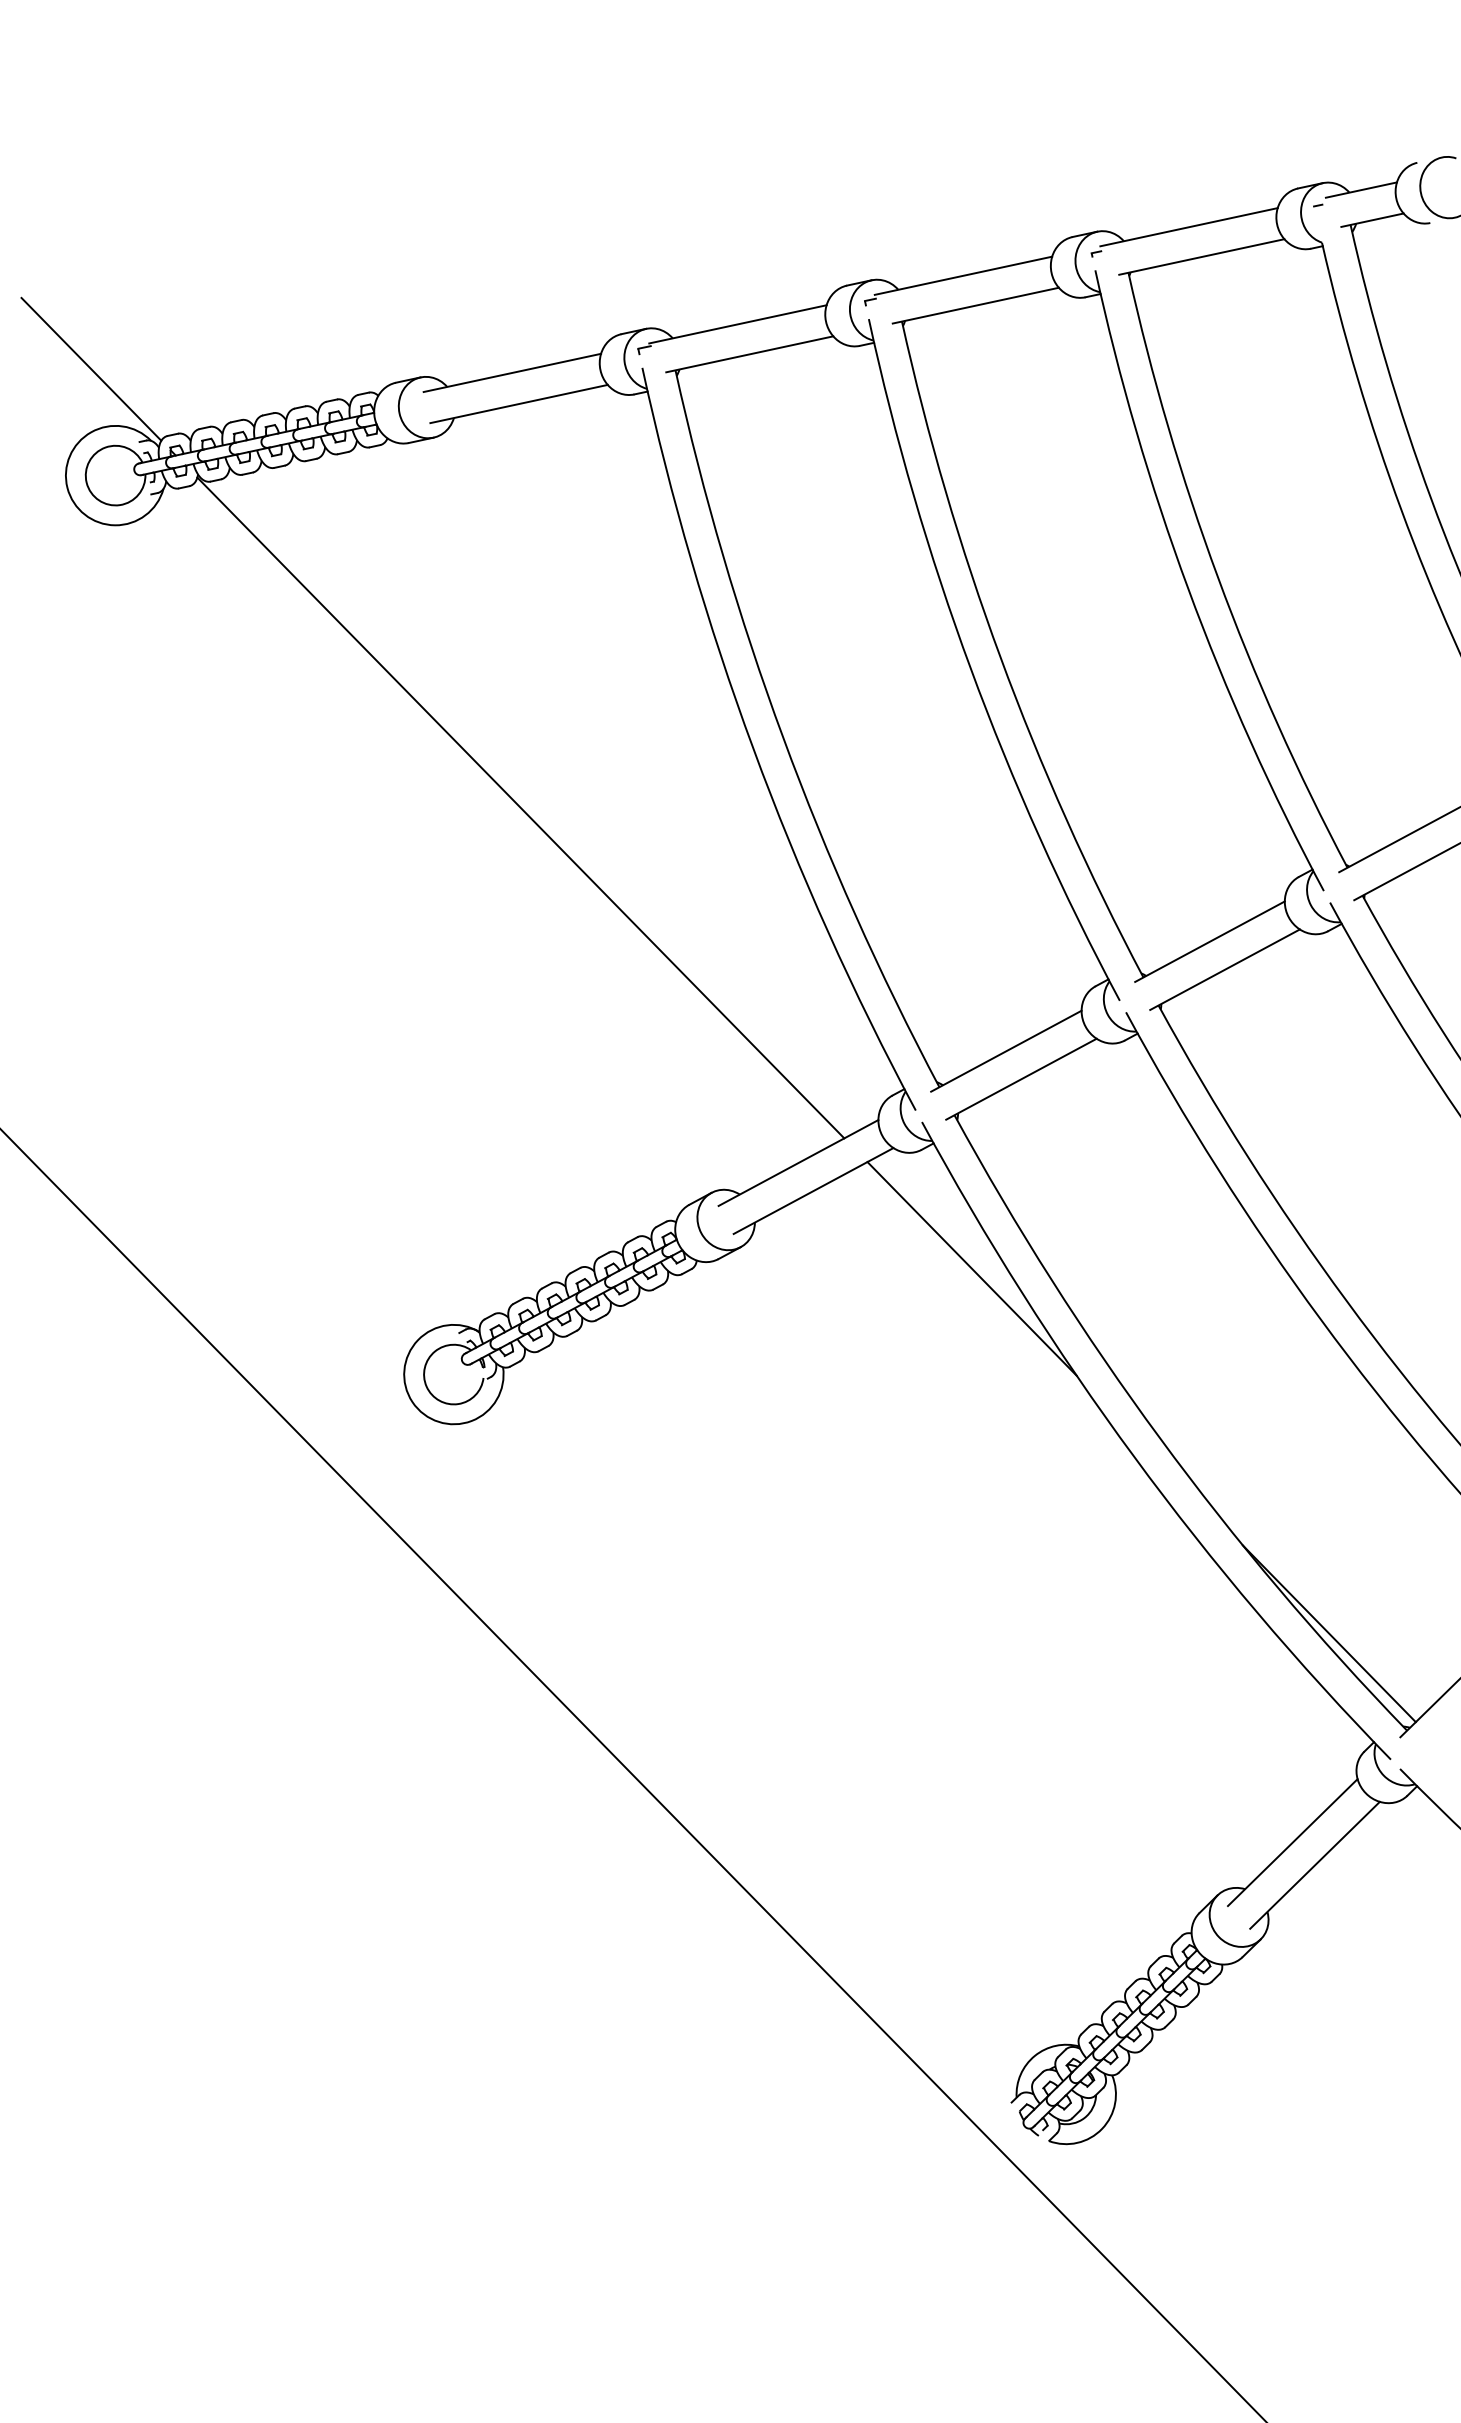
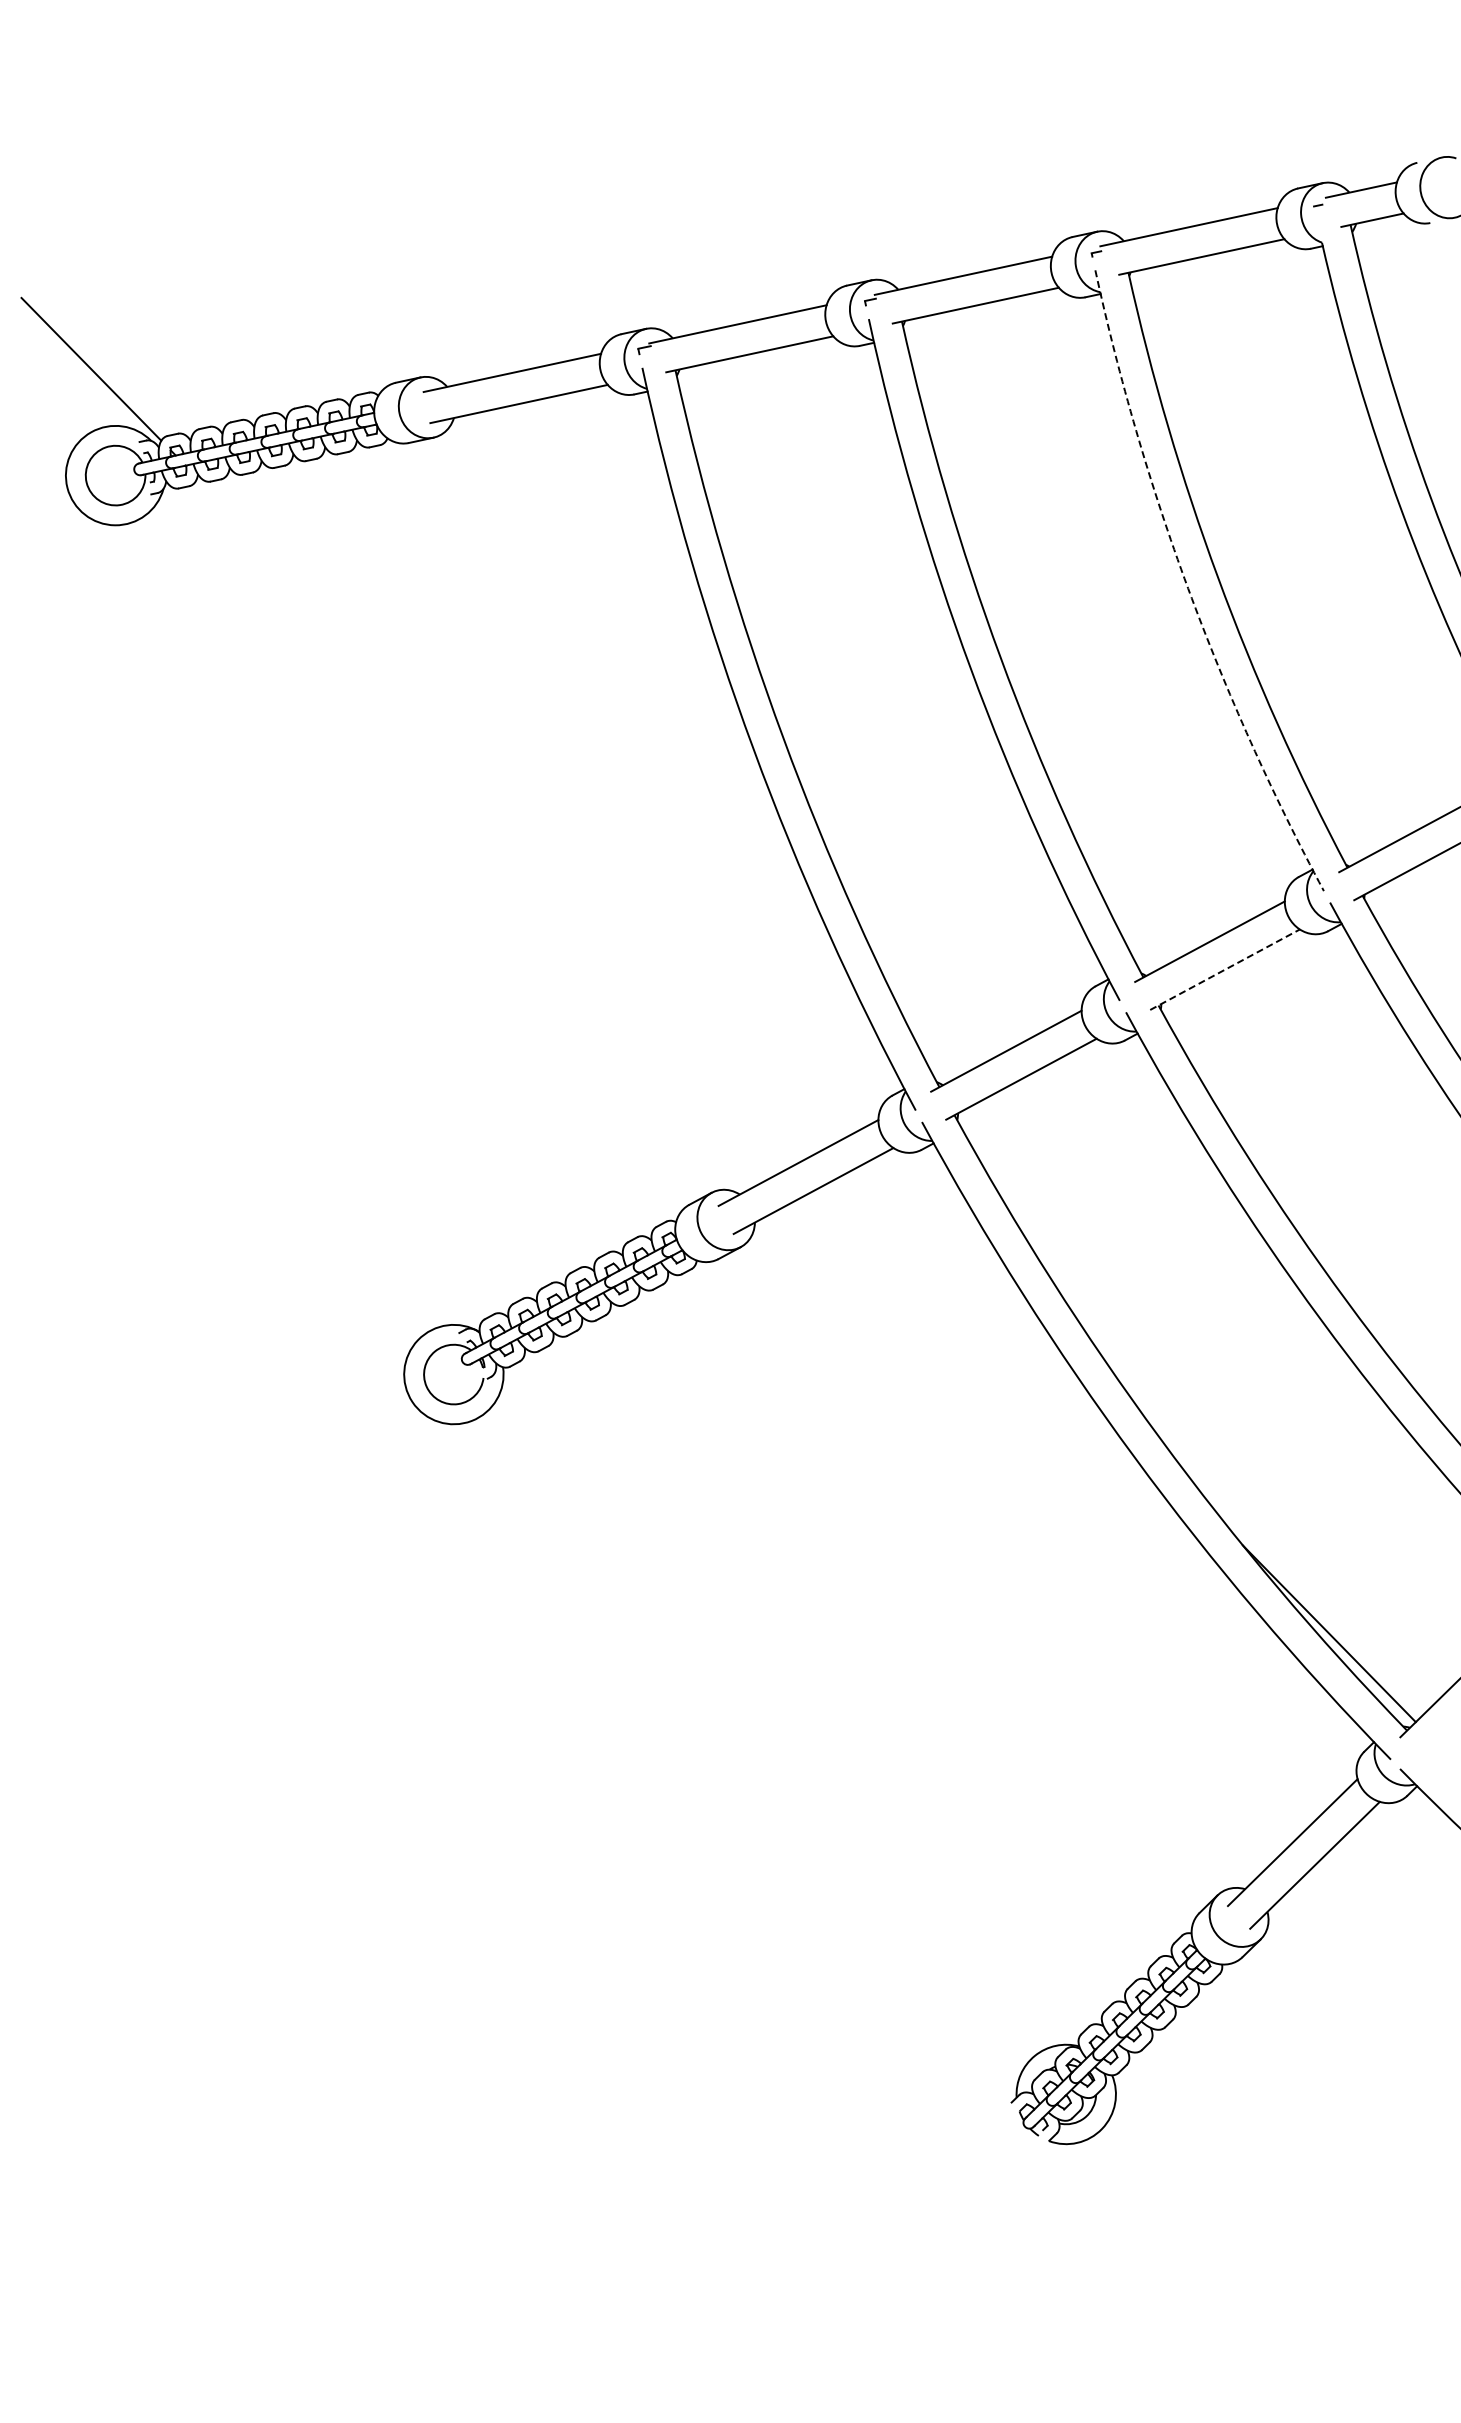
arc: solid -> dashed (1188, 588)
line: present -> none (520, 807)
line: solid -> dashed (1225, 969)
line: present -> none (971, 1268)
line: present -> none (632, 1775)
